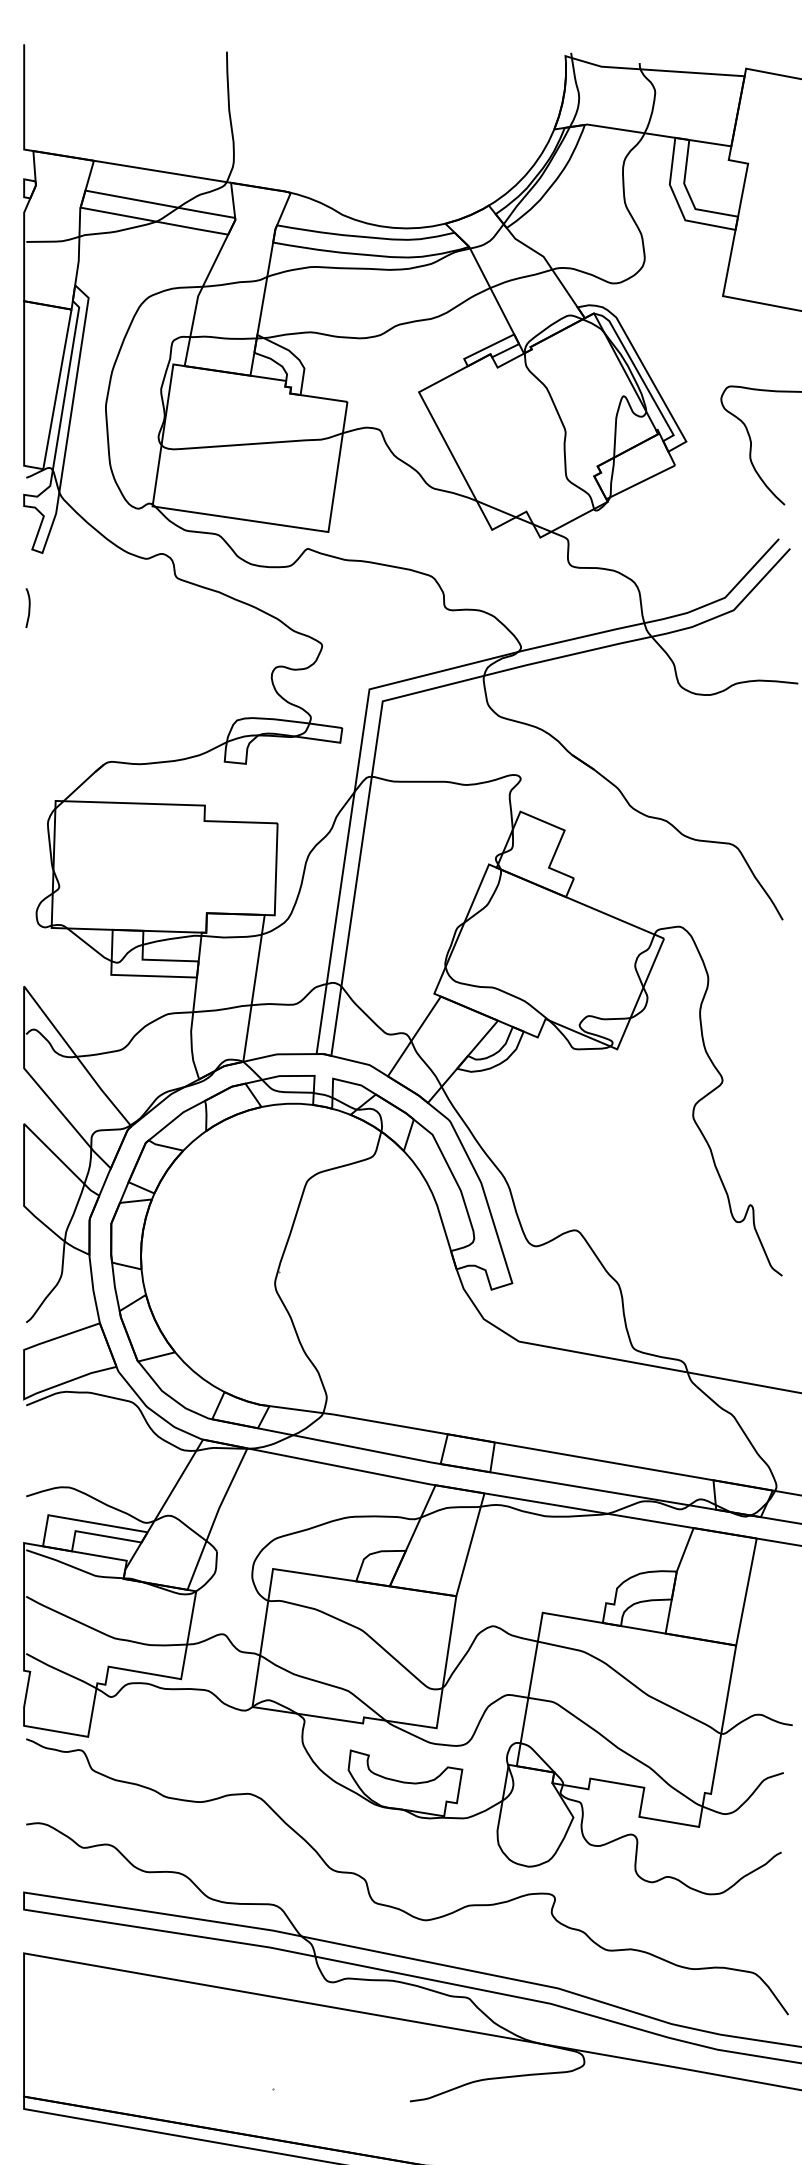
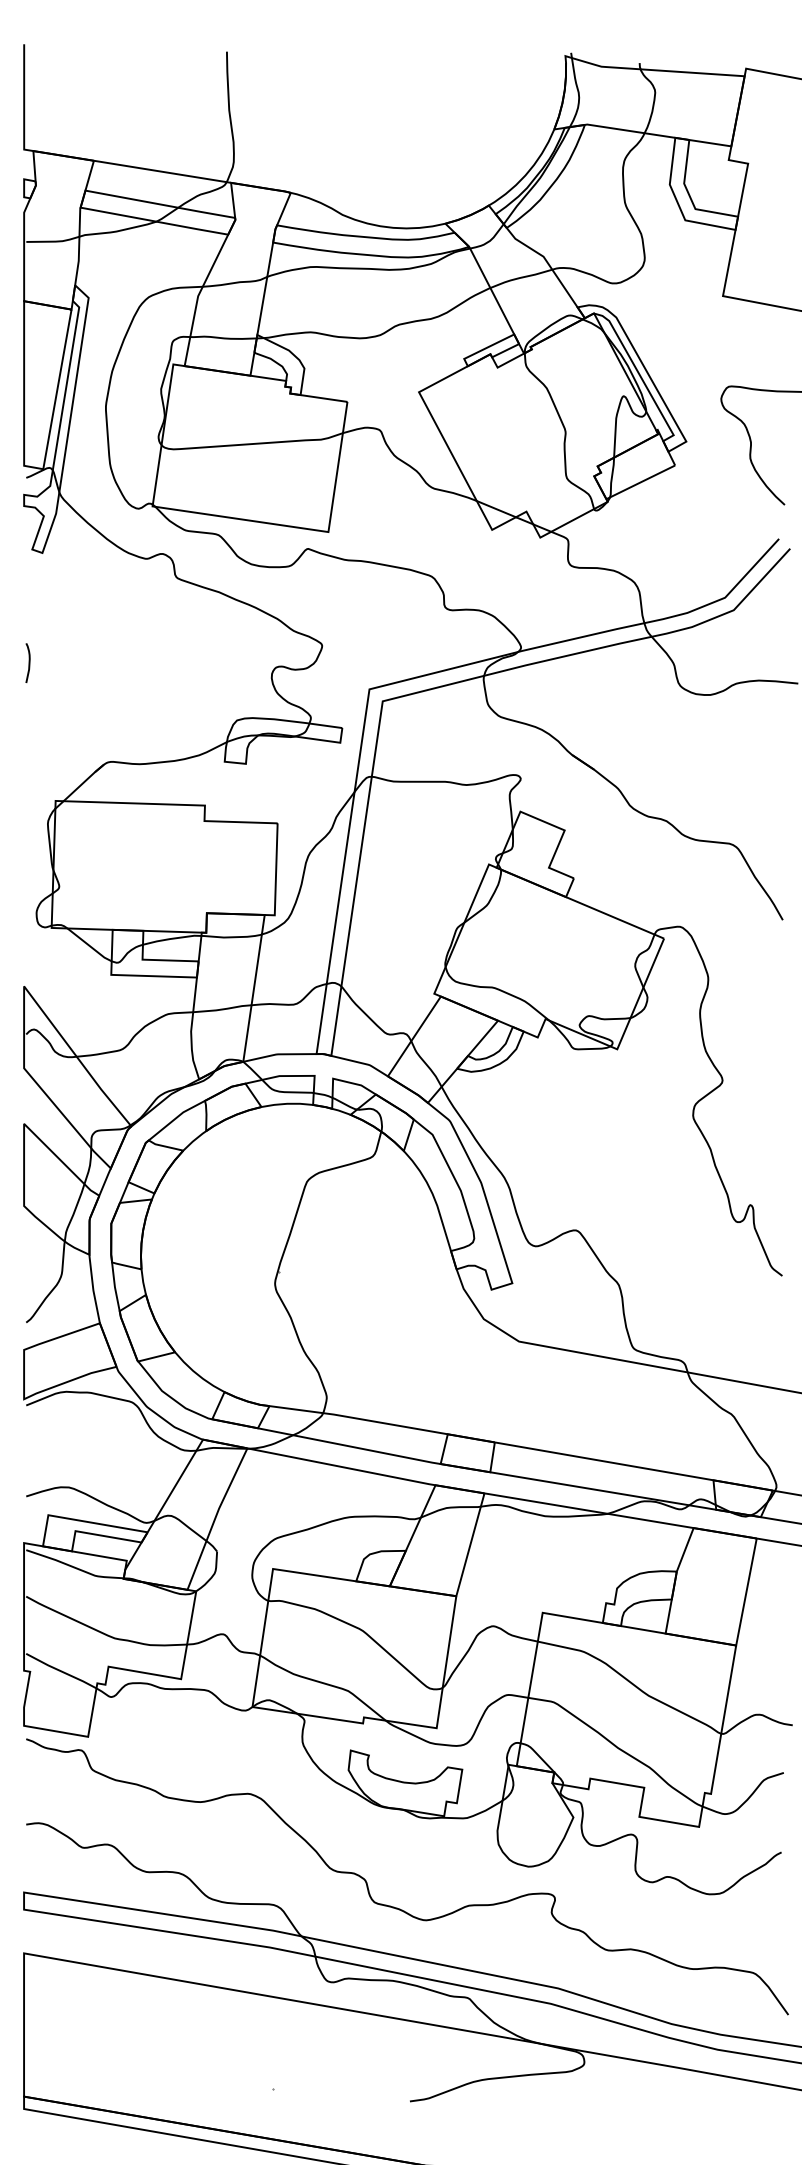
curve position: (28, 607) -> (28, 662) (28, 662)
